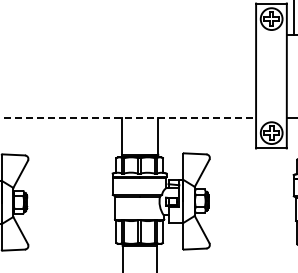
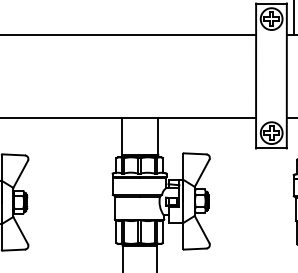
line: none -> present (128, 35)
line: dashed -> solid (128, 117)
